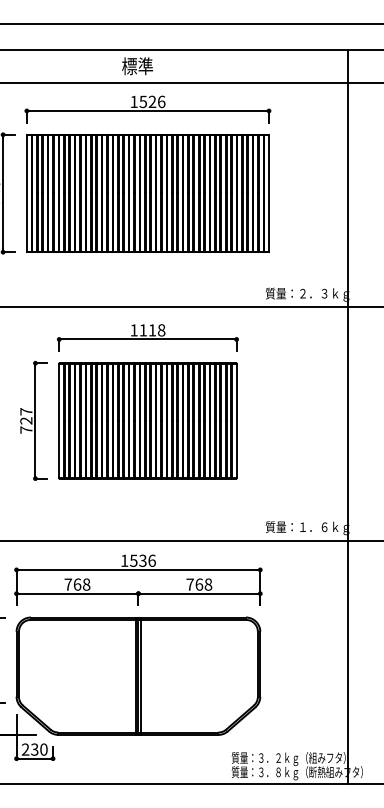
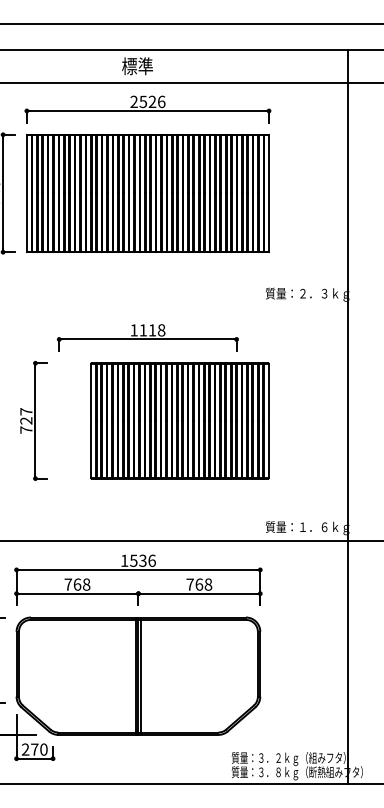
text: 1526 -> 2526 (133, 101)
line: present -> none (191, 307)
part position: (147, 420) -> (179, 420) (179, 420)
text: 230 -> 270 (34, 749)
